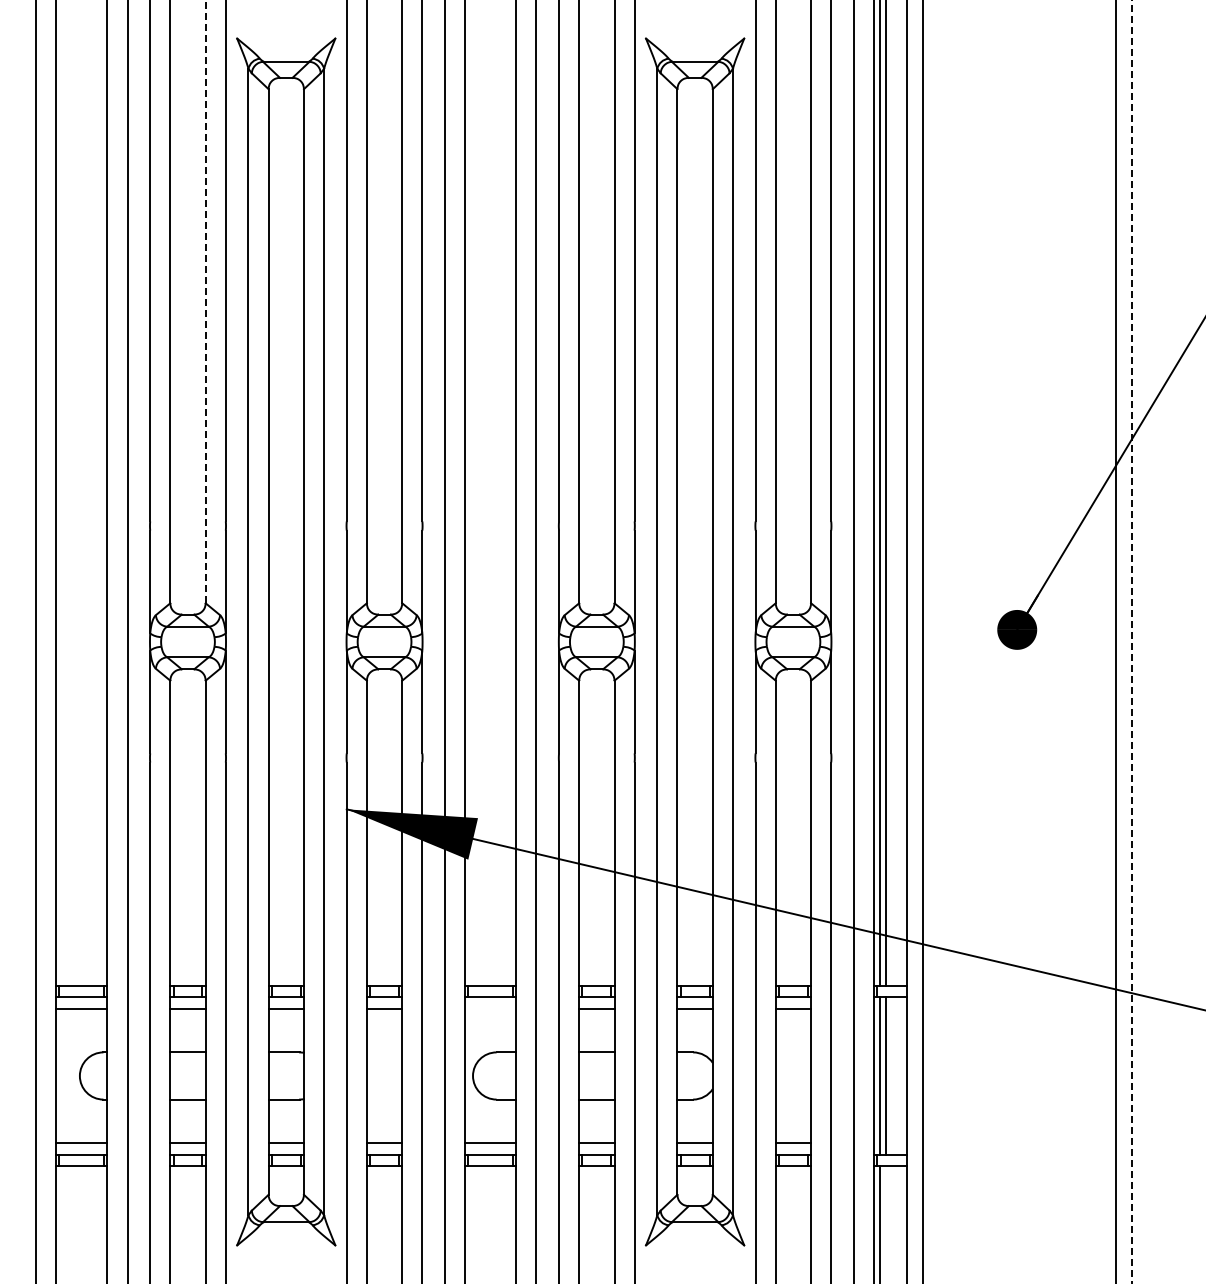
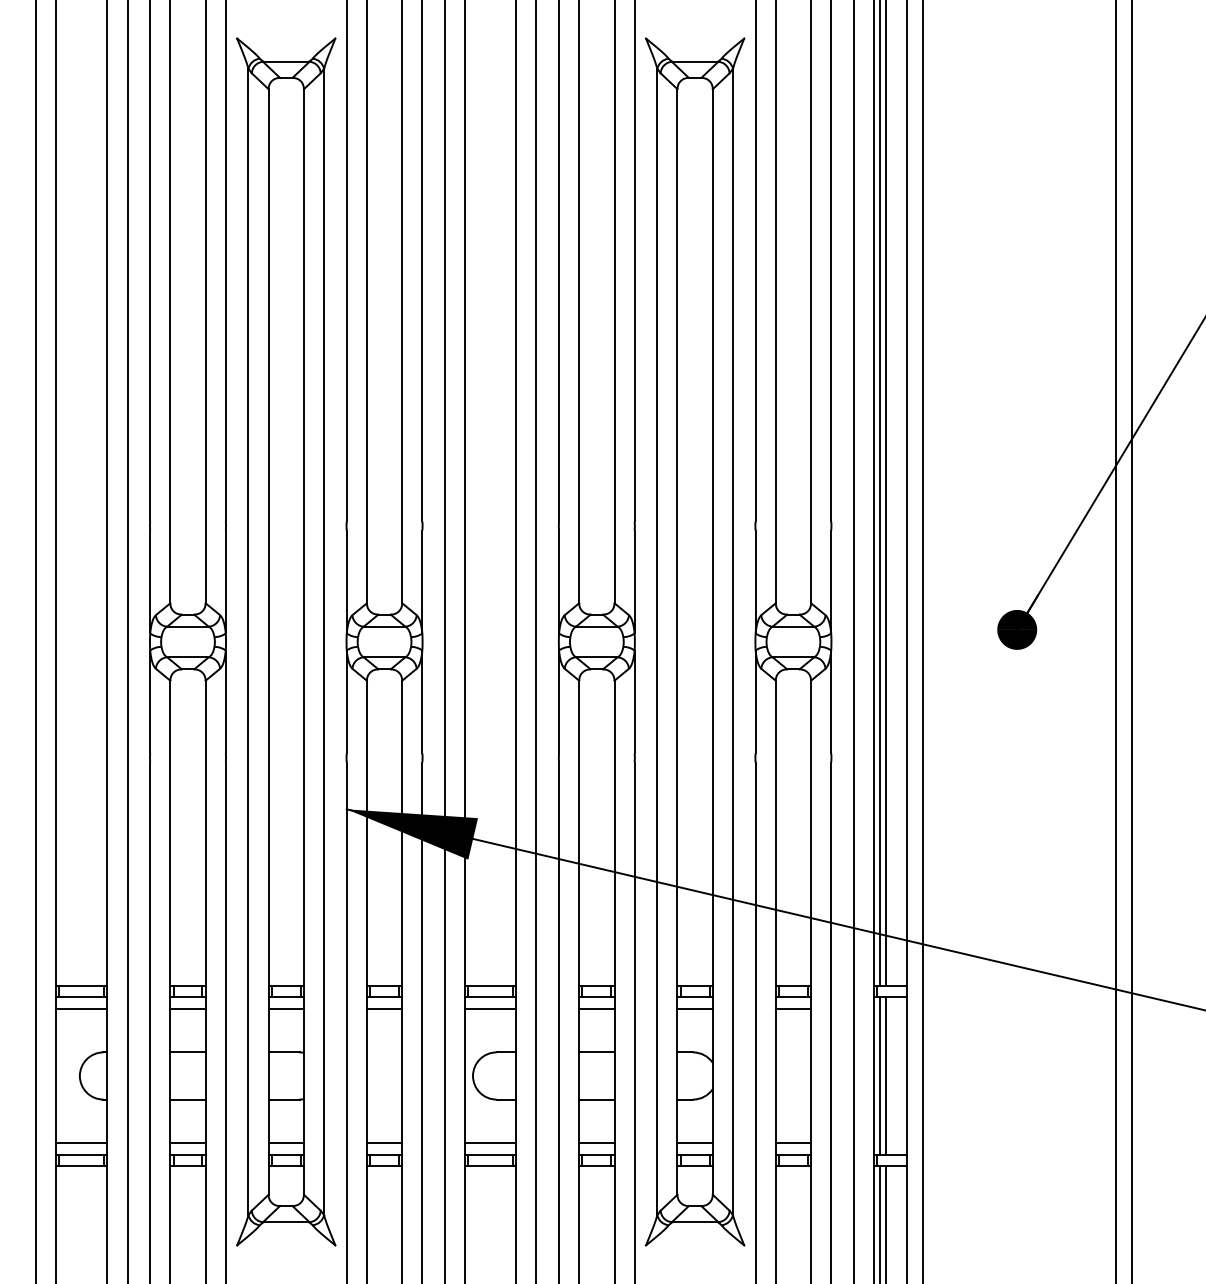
line: dashed -> solid (205, 301)
line: dashed -> solid (1131, 641)
line: none -> present (490, 1009)
line: none -> present (885, 1223)
